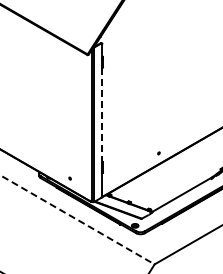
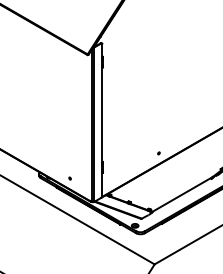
line: dashed -> solid (102, 115)
line: dashed -> solid (77, 219)
